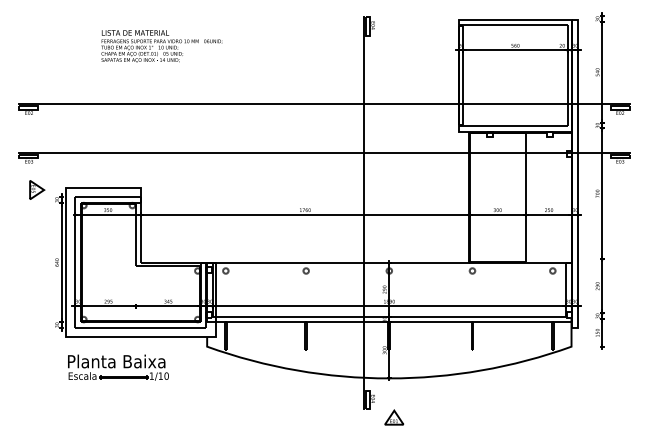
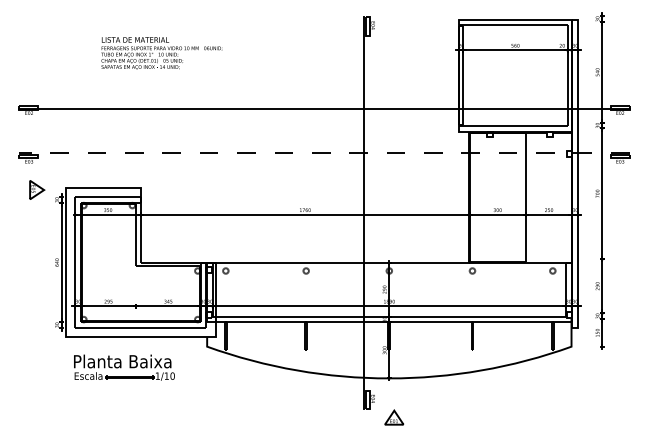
text position: (161, 46) -> (161, 53) (161, 53)
line position: (324, 104) -> (324, 109) (324, 109)
line: solid -> dashed (324, 152)
part position: (118, 367) -> (124, 367) (124, 367)
